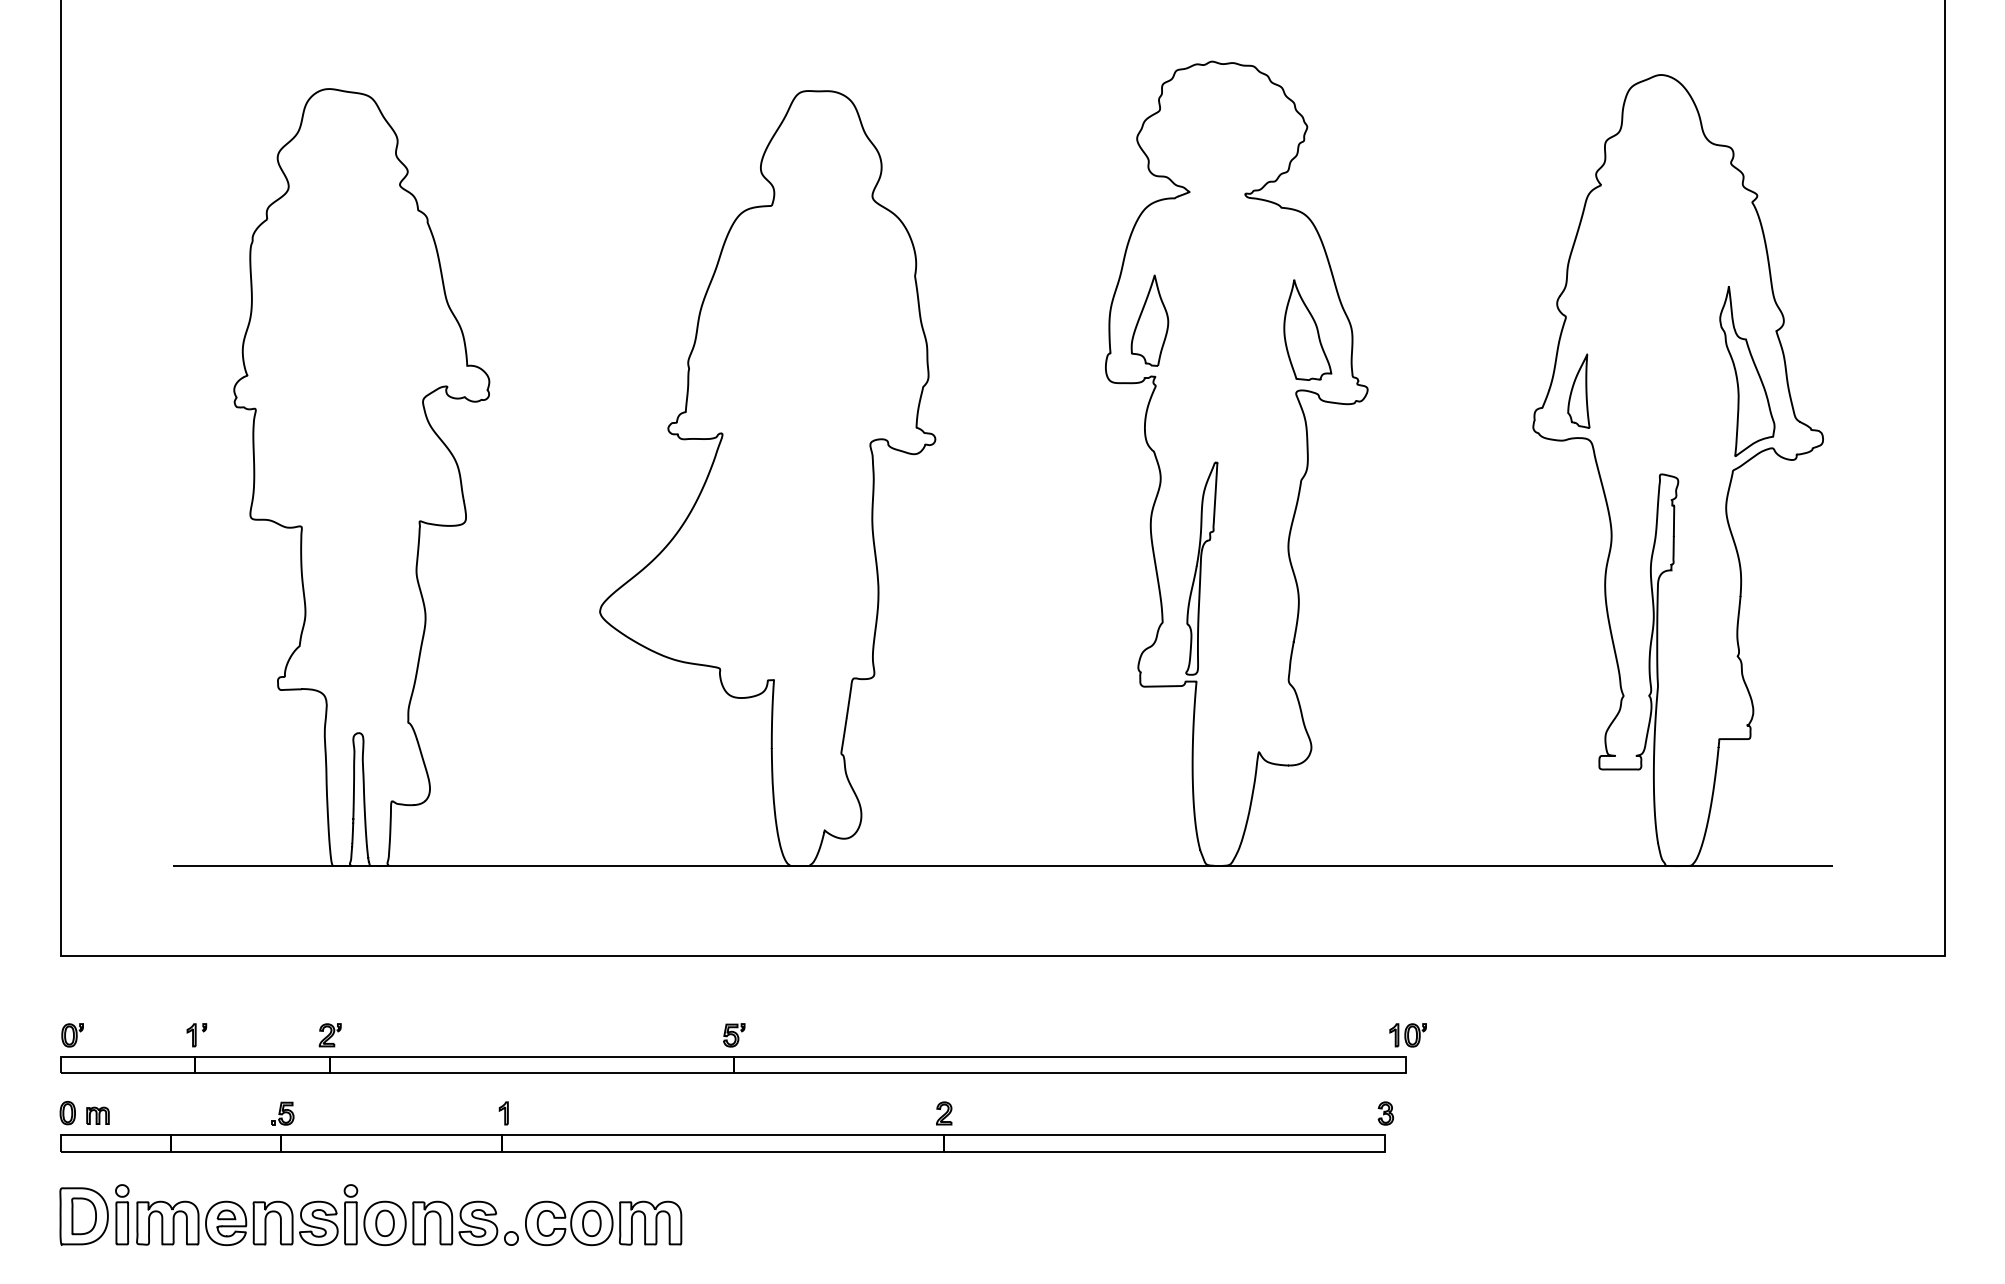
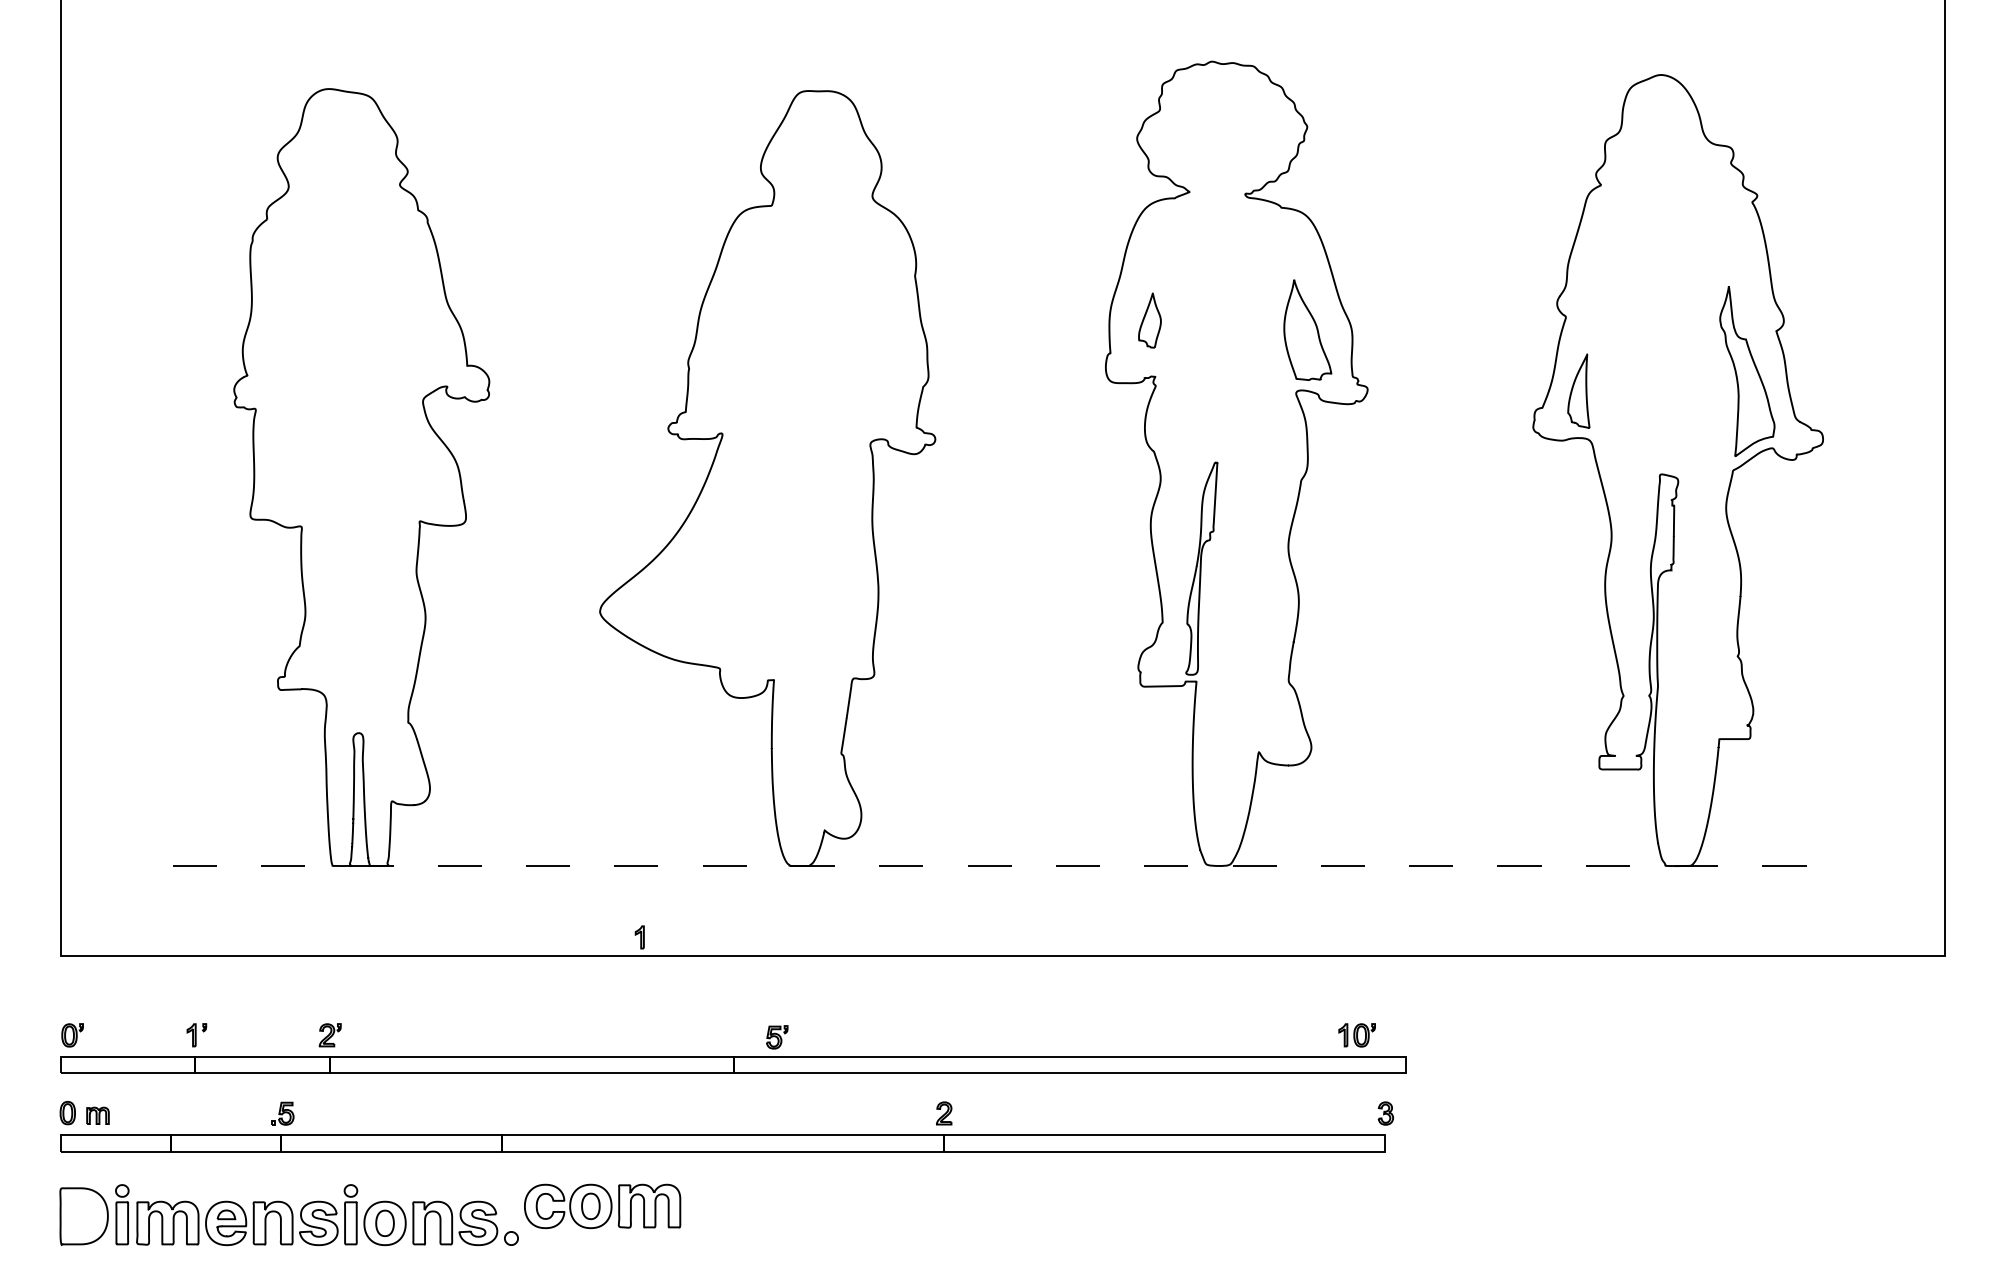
part size: 40x93 px -> 24x57 px (1149, 320)
line: solid -> dashed (1002, 865)
part position: (734, 1035) -> (777, 1037) (777, 1037)
part position: (1407, 1035) -> (1356, 1035) (1356, 1035)
part position: (503, 1113) -> (639, 937) (639, 937)
part: present -> none (83, 1216)
part position: (603, 1223) -> (602, 1206) (602, 1206)
